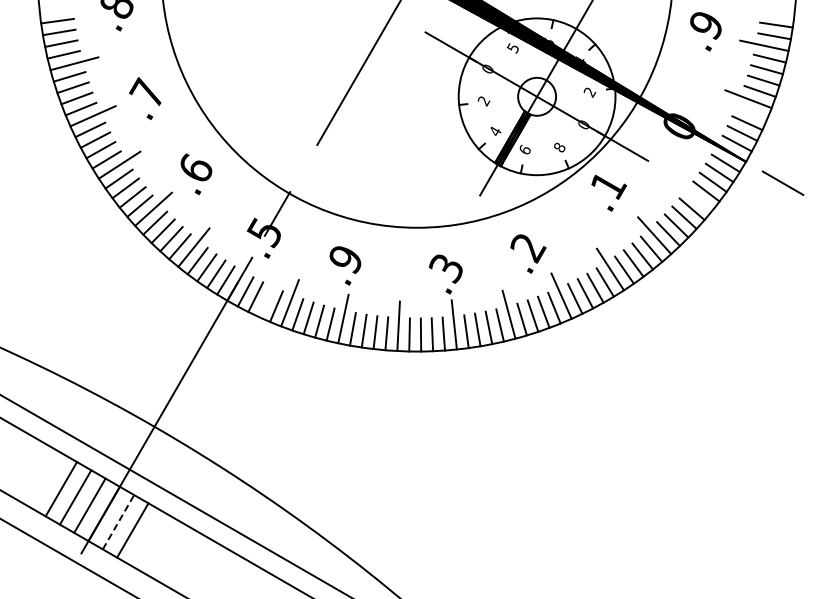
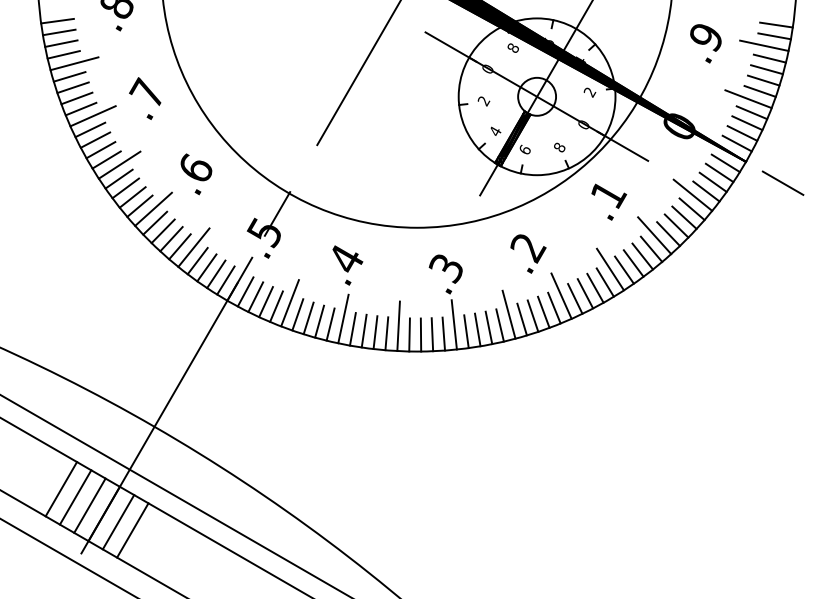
text position: (705, 31) -> (705, 43) (705, 43)
text: 5 -> 8 (512, 48)
line: none -> present (751, 112)
text position: (609, 192) -> (609, 201) (609, 201)
line: none -> present (692, 194)
text: .9 -> .4 (346, 259)
line: none -> present (265, 302)
line: dashed -> solid (118, 521)
